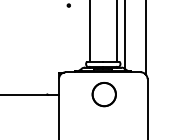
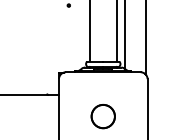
circle position: (103, 94) -> (102, 116) (102, 116)
